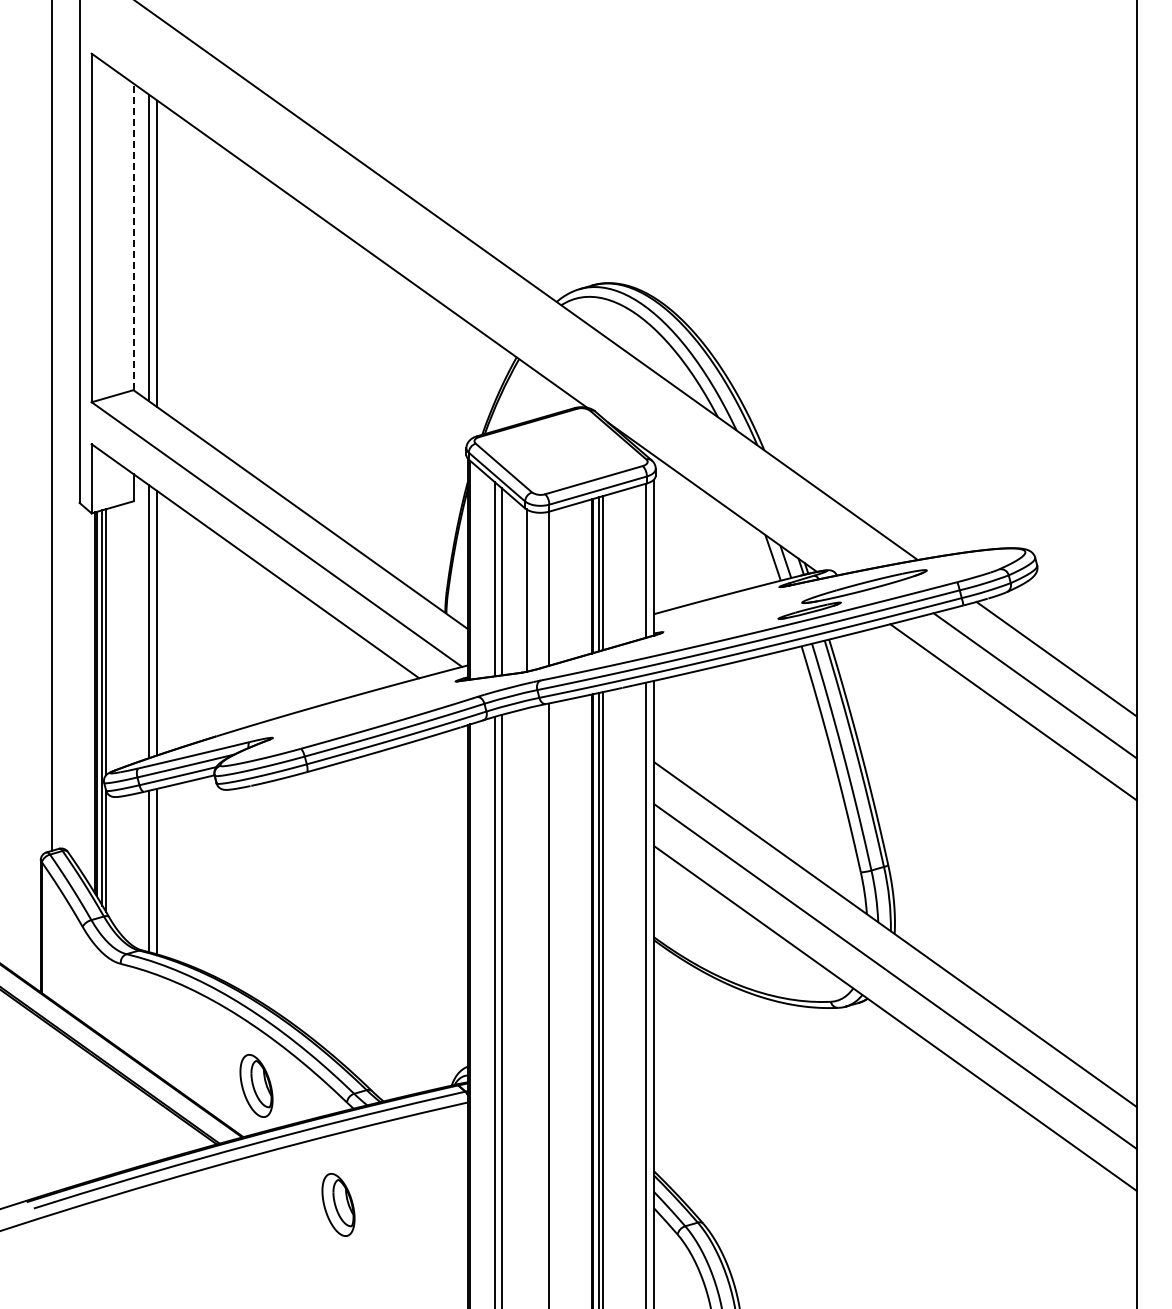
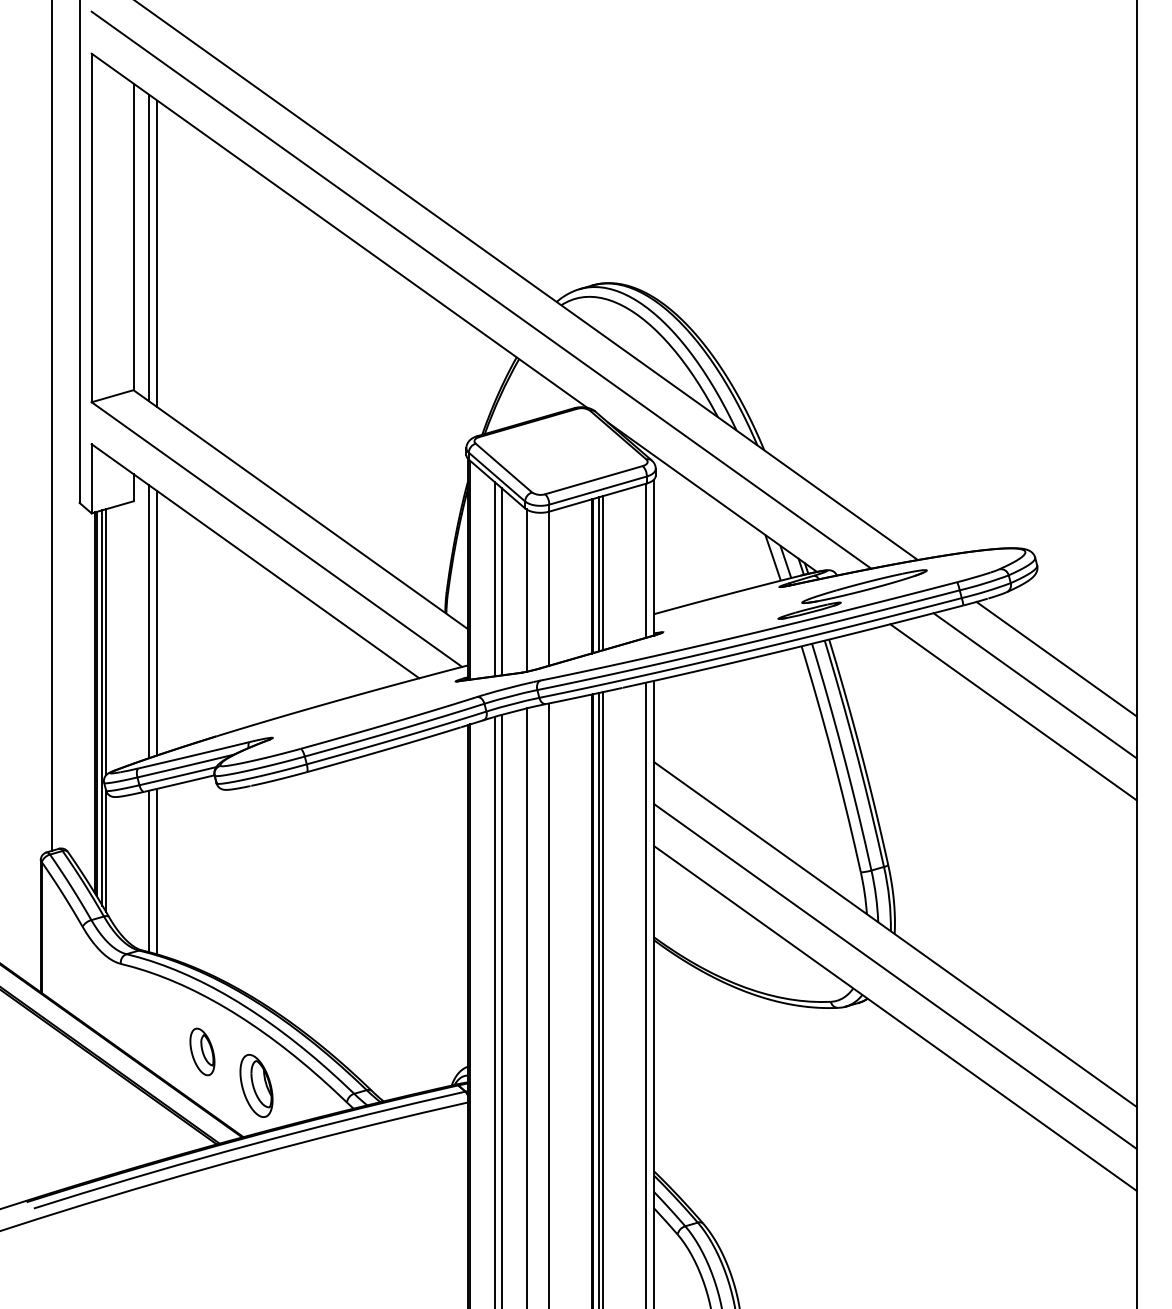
line: dashed -> solid (133, 236)
line: none -> present (481, 289)
line: none -> present (526, 1006)
part: none -> present (202, 1051)
part: present -> none (338, 1204)
